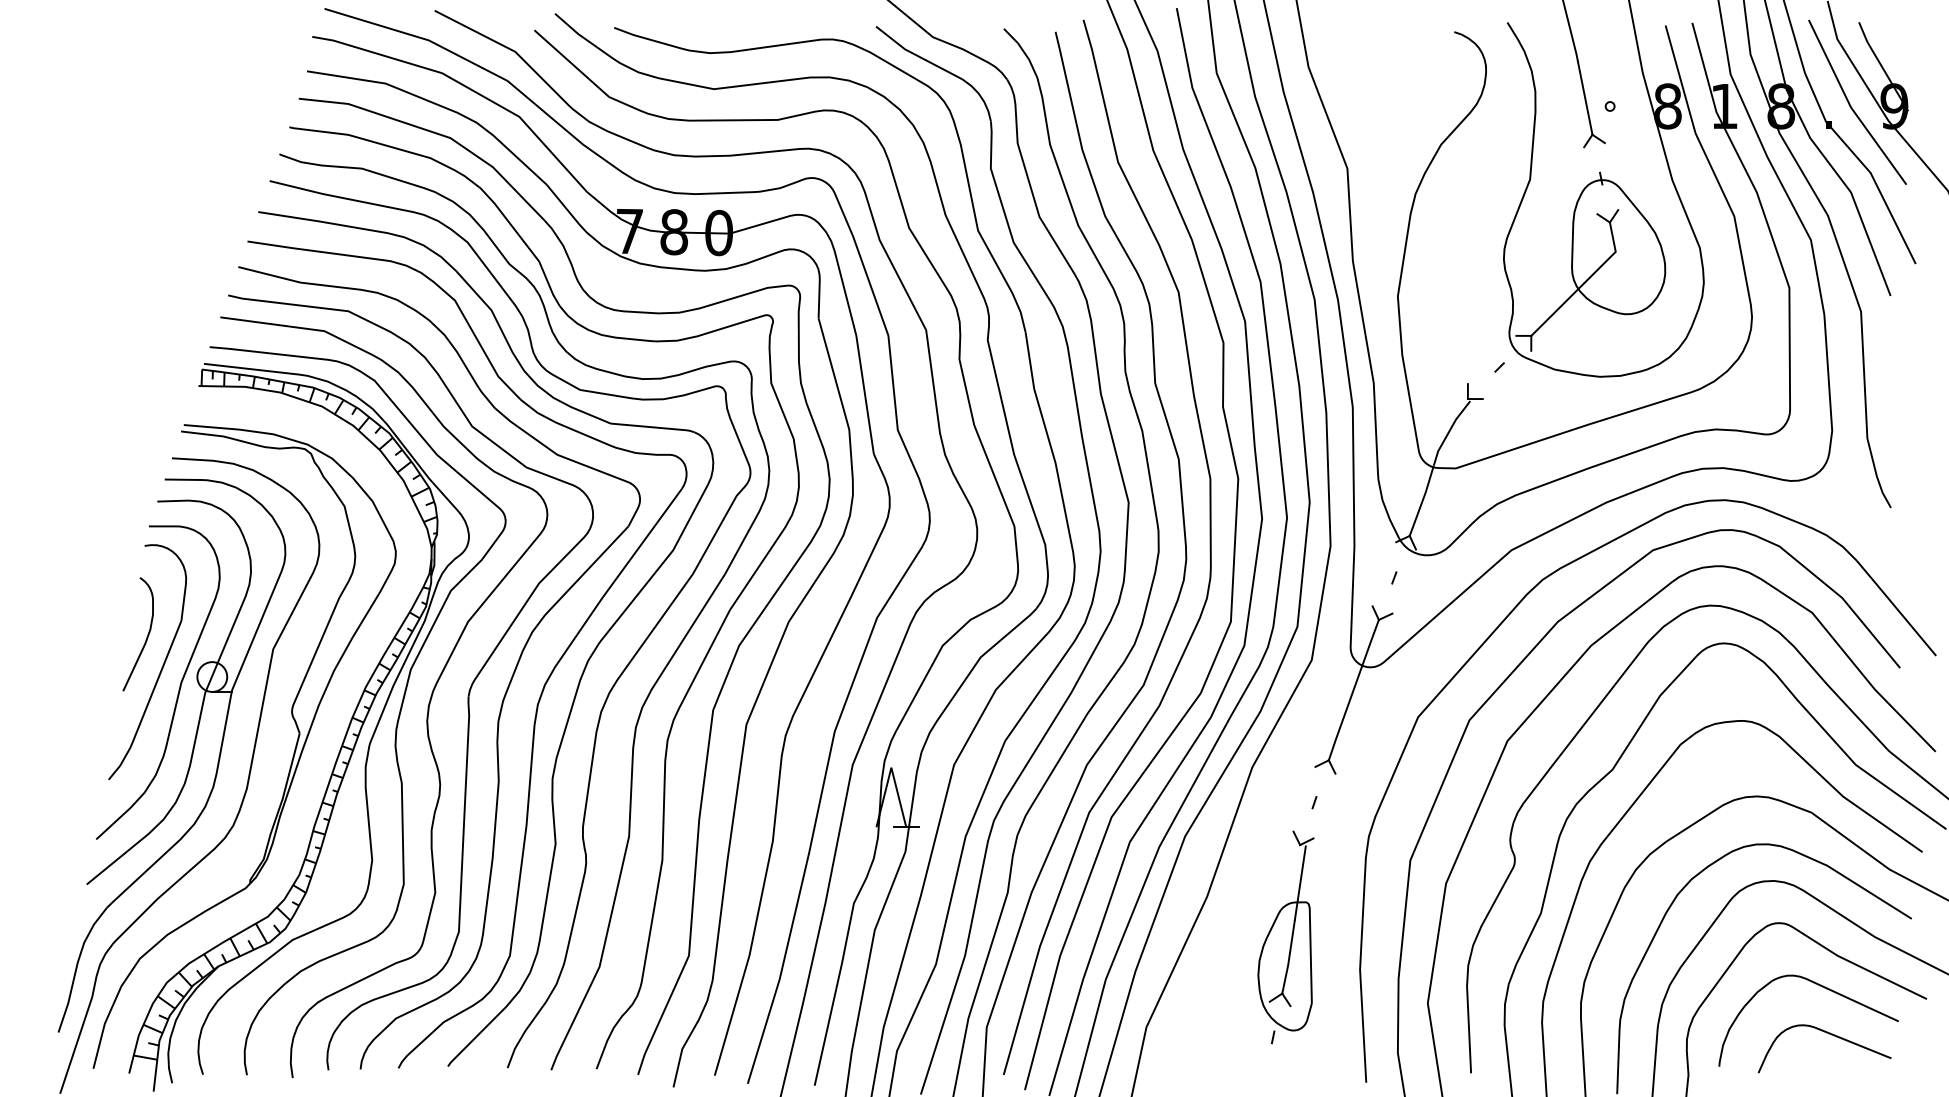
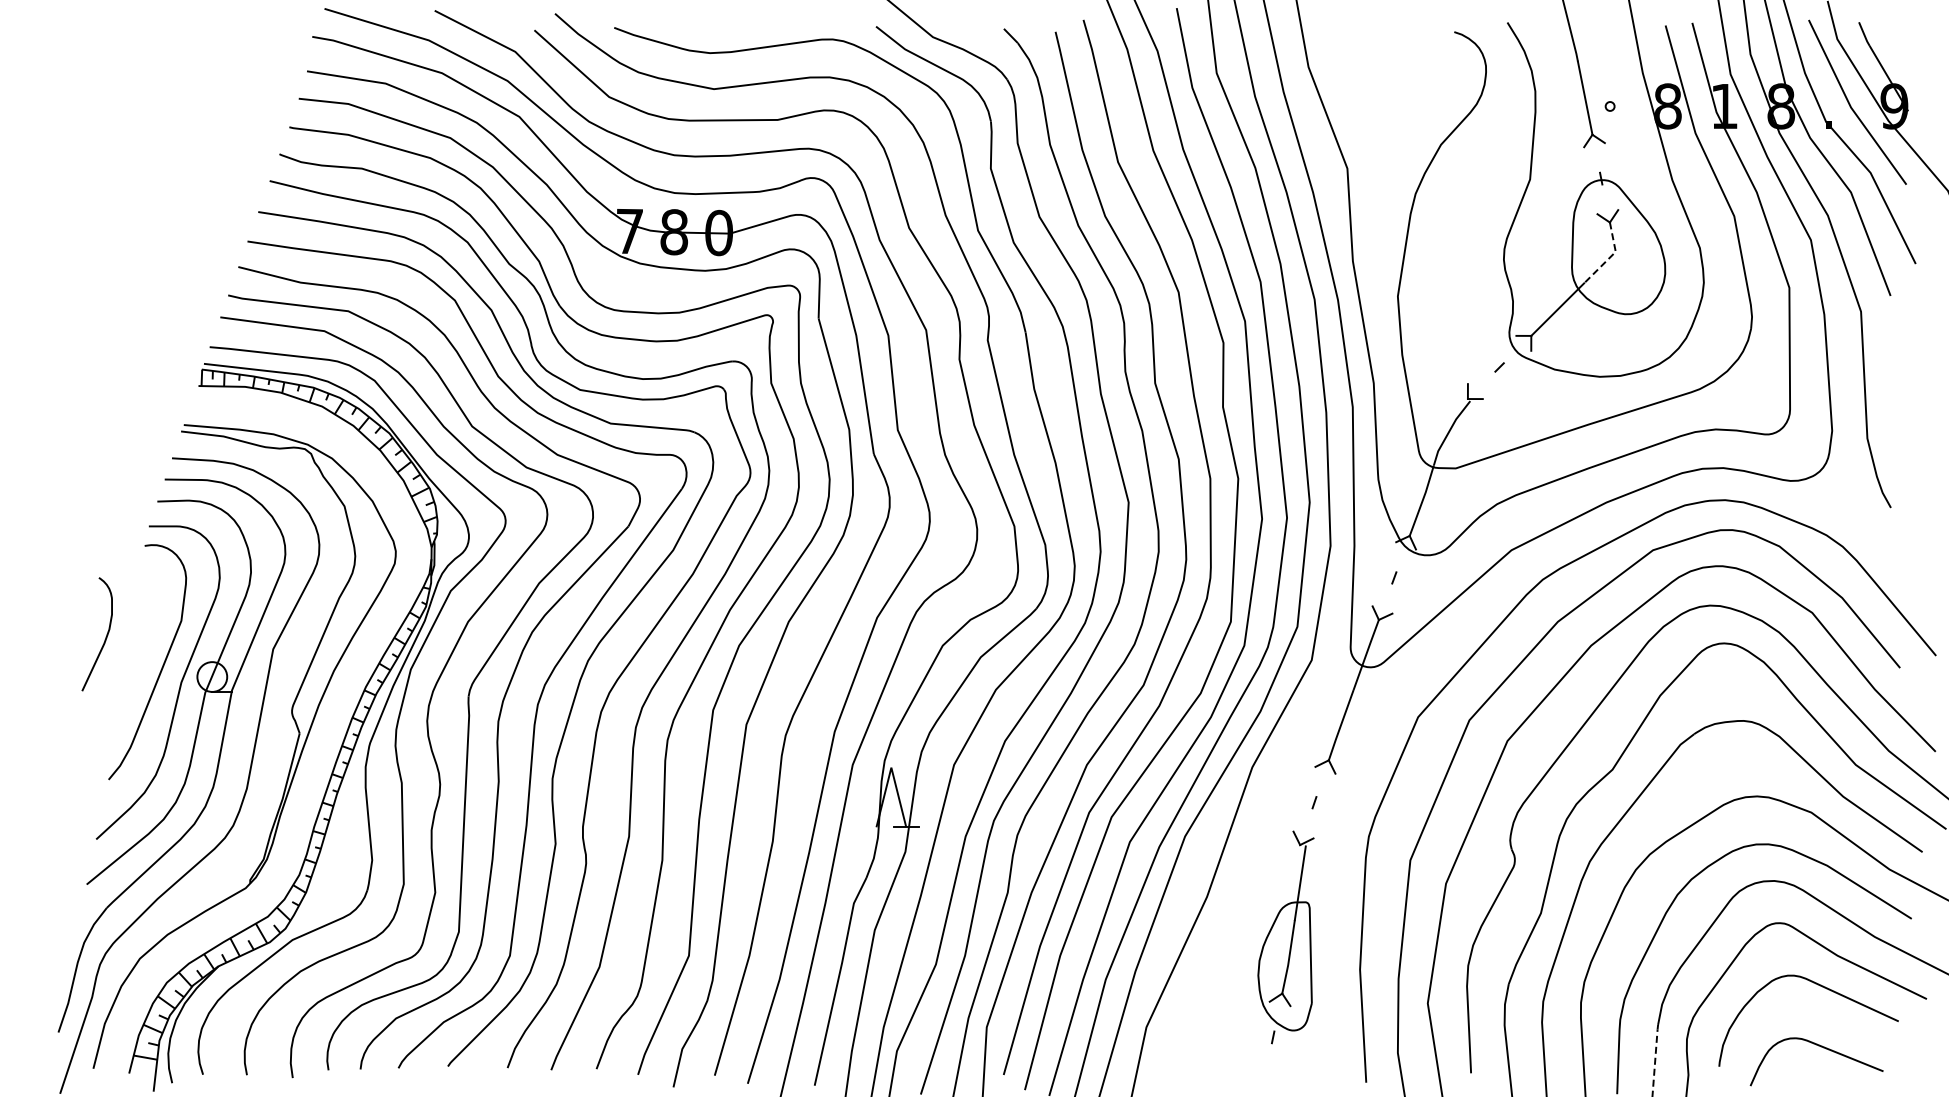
line: solid -> dashed (1610, 256)
curve position: (146, 636) -> (105, 636) (105, 636)
part position: (1831, 1035) -> (1823, 1048) (1823, 1048)
line: solid -> dashed (1655, 1060)
